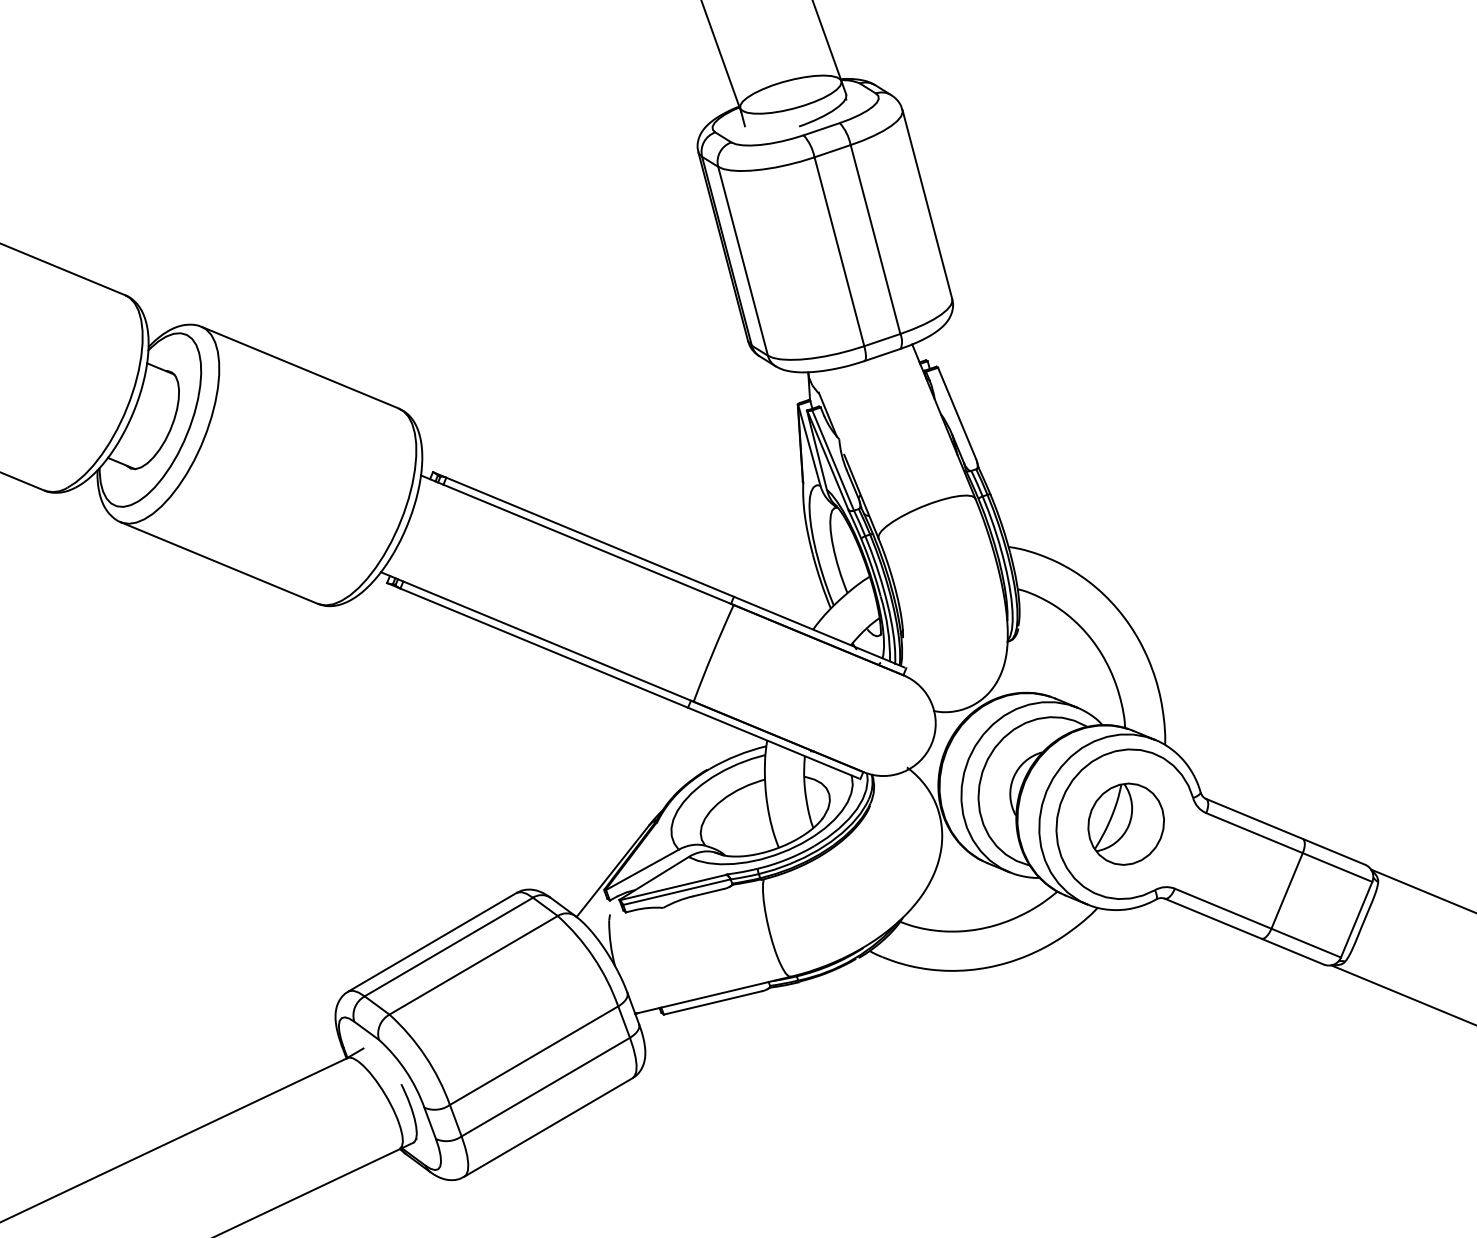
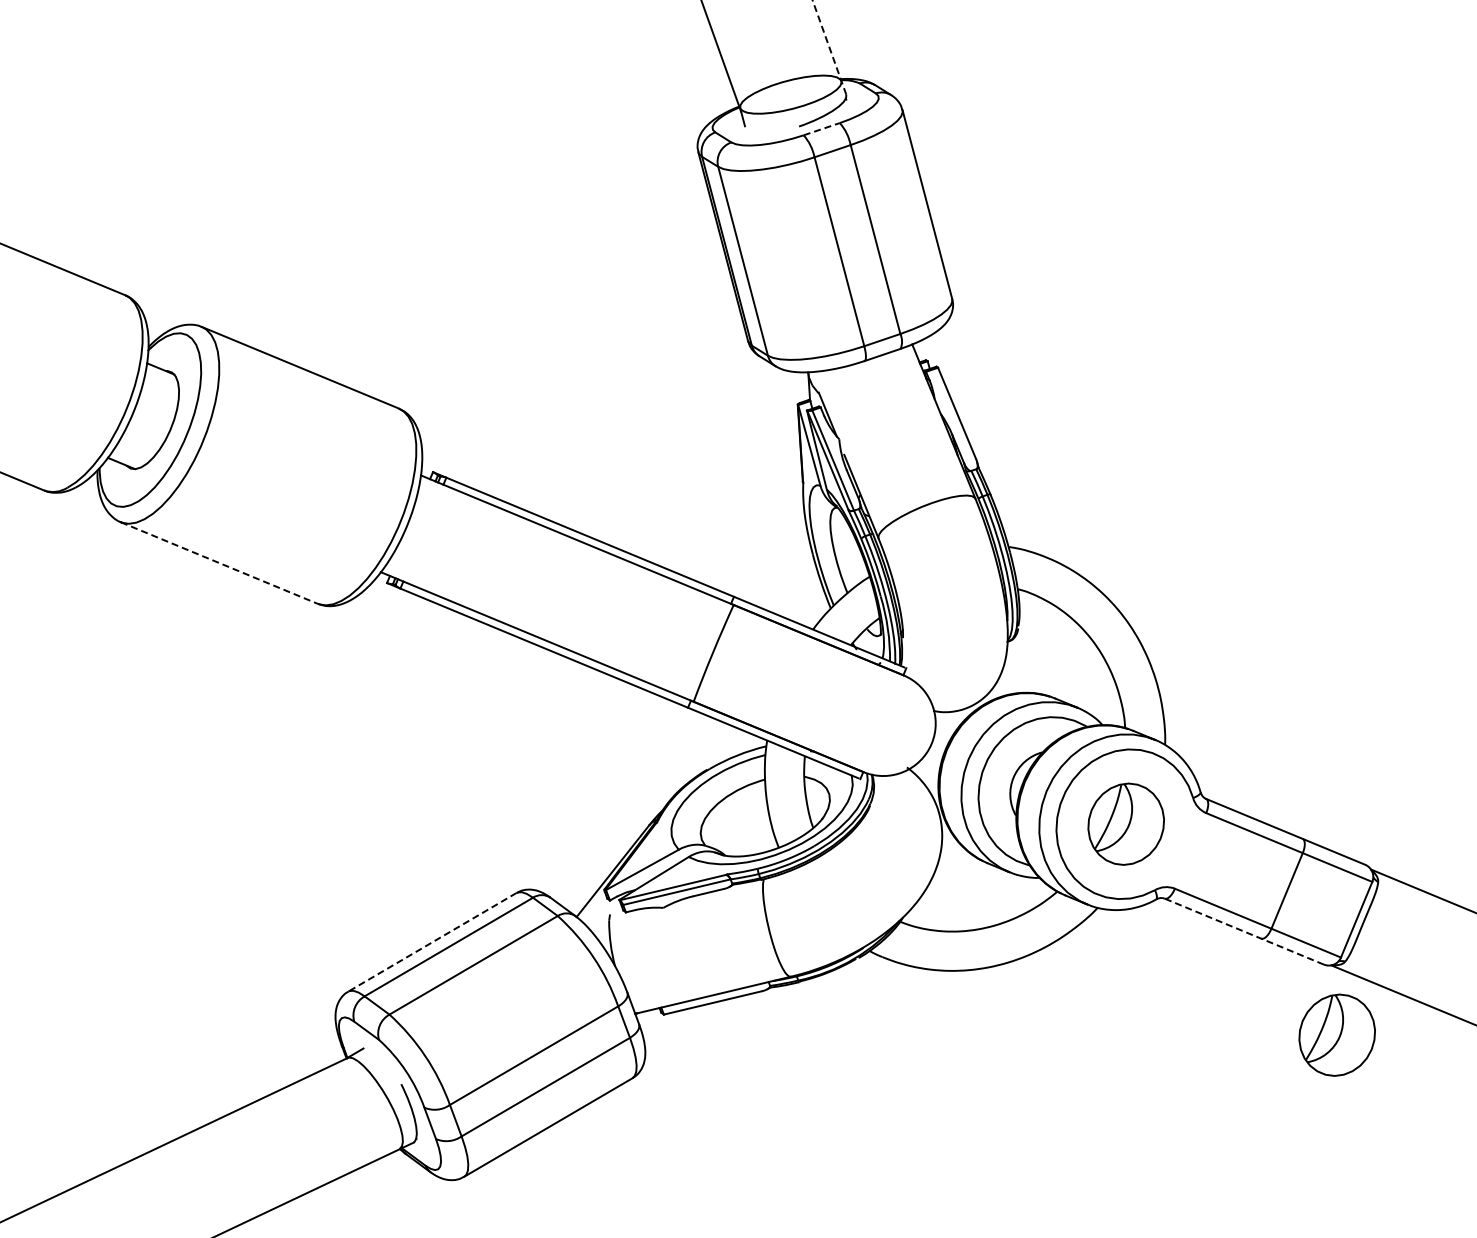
line: solid -> dashed (829, 47)
line: solid -> dashed (822, 129)
line: solid -> dashed (219, 563)
line: solid -> dashed (1243, 931)
line: solid -> dashed (432, 942)
part: none -> present (1336, 1034)
